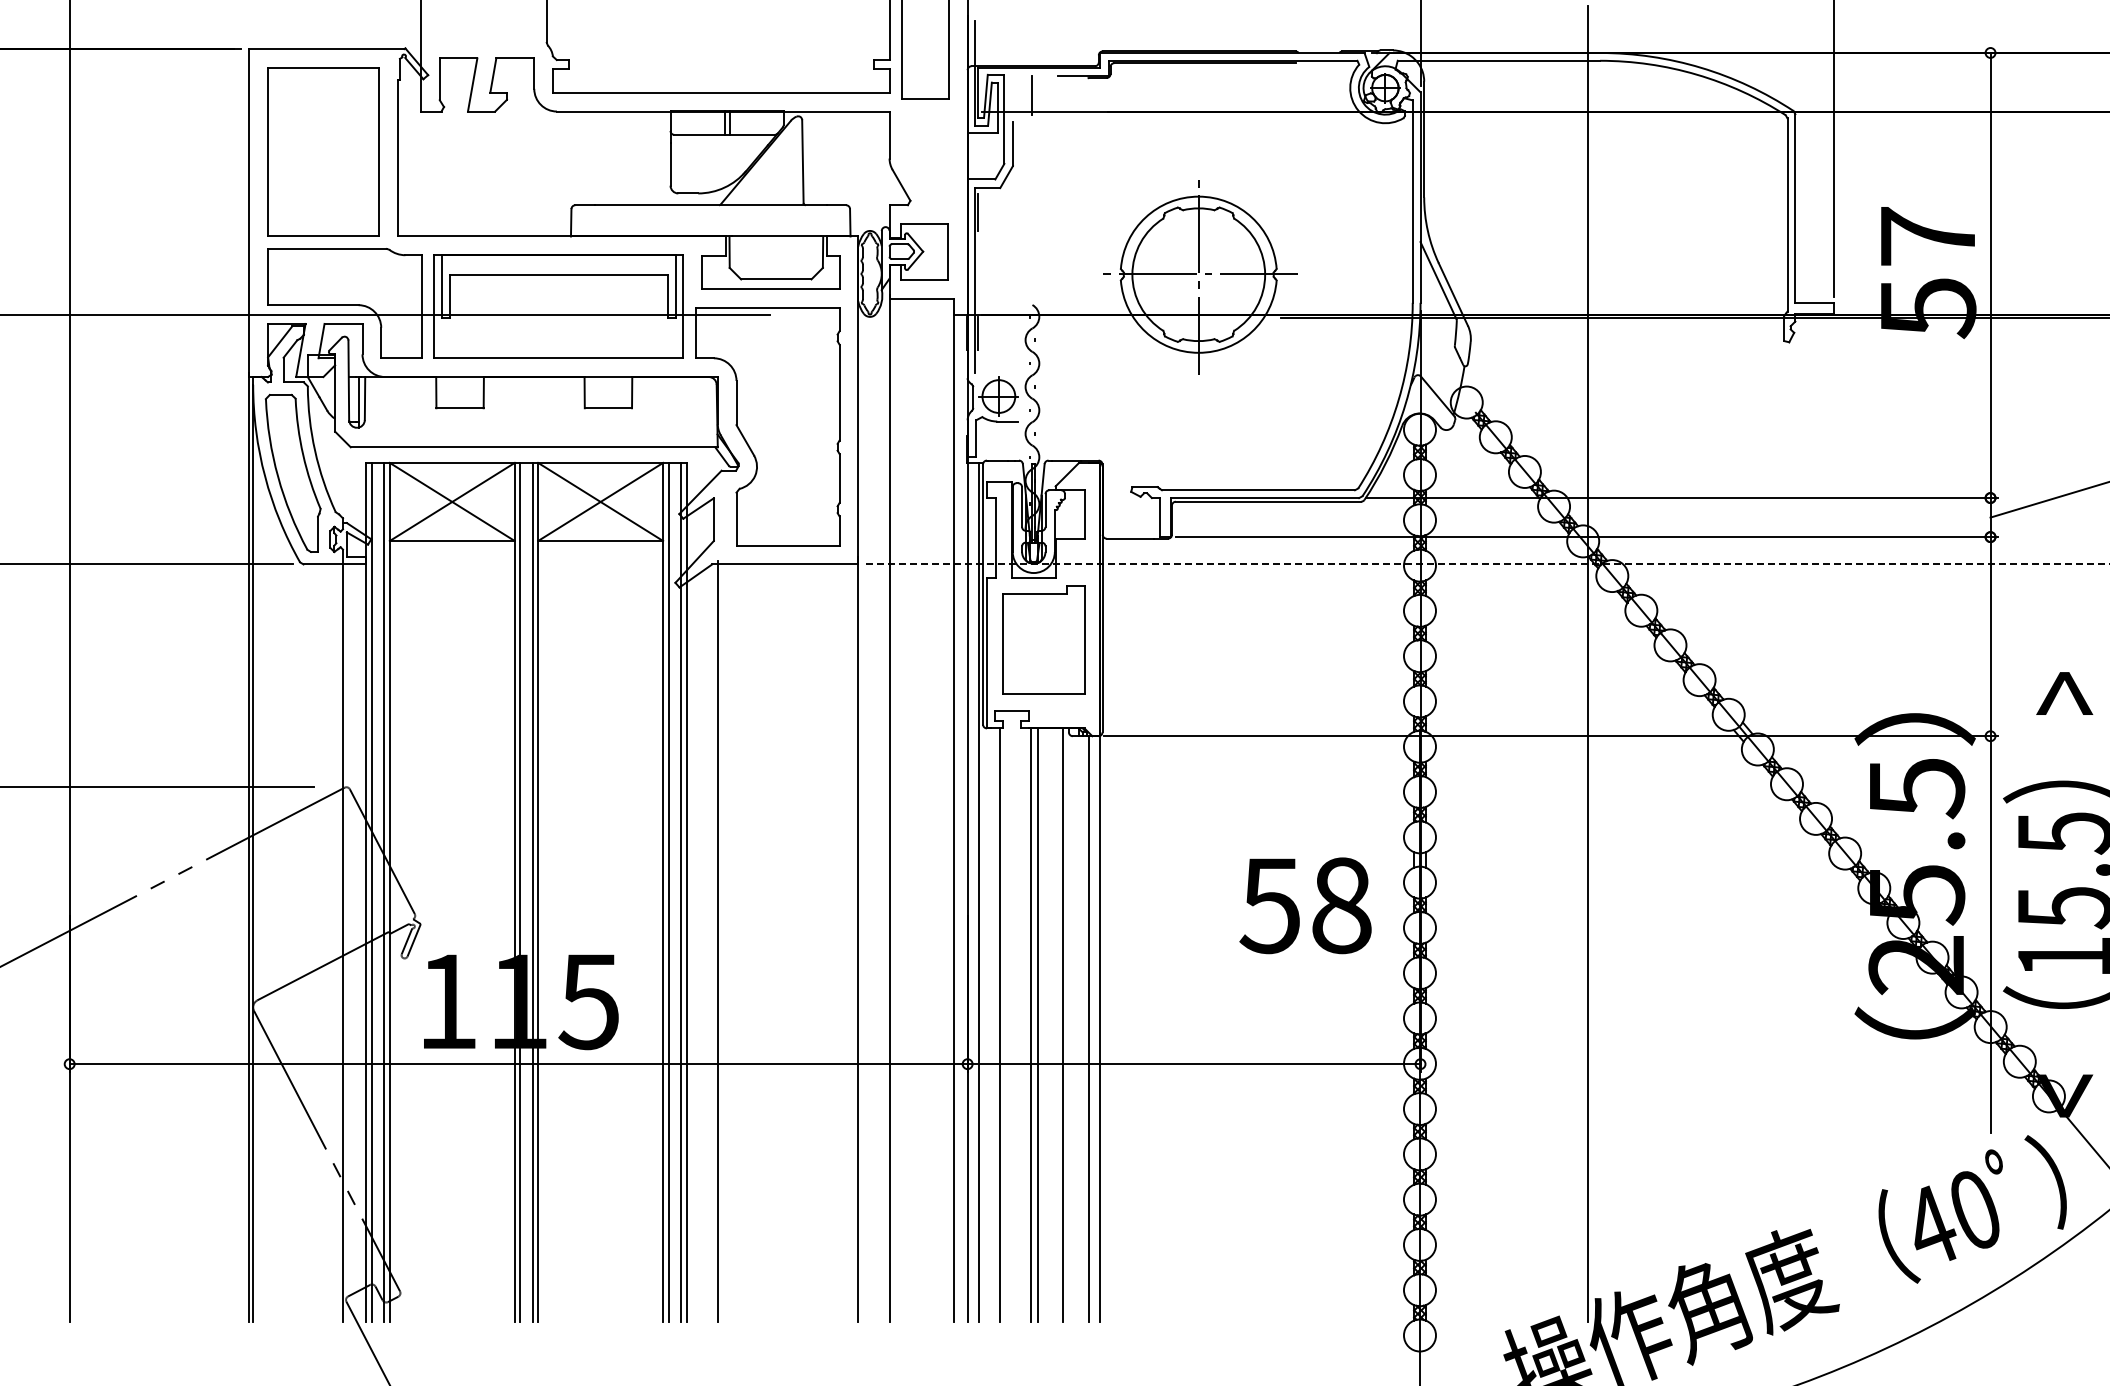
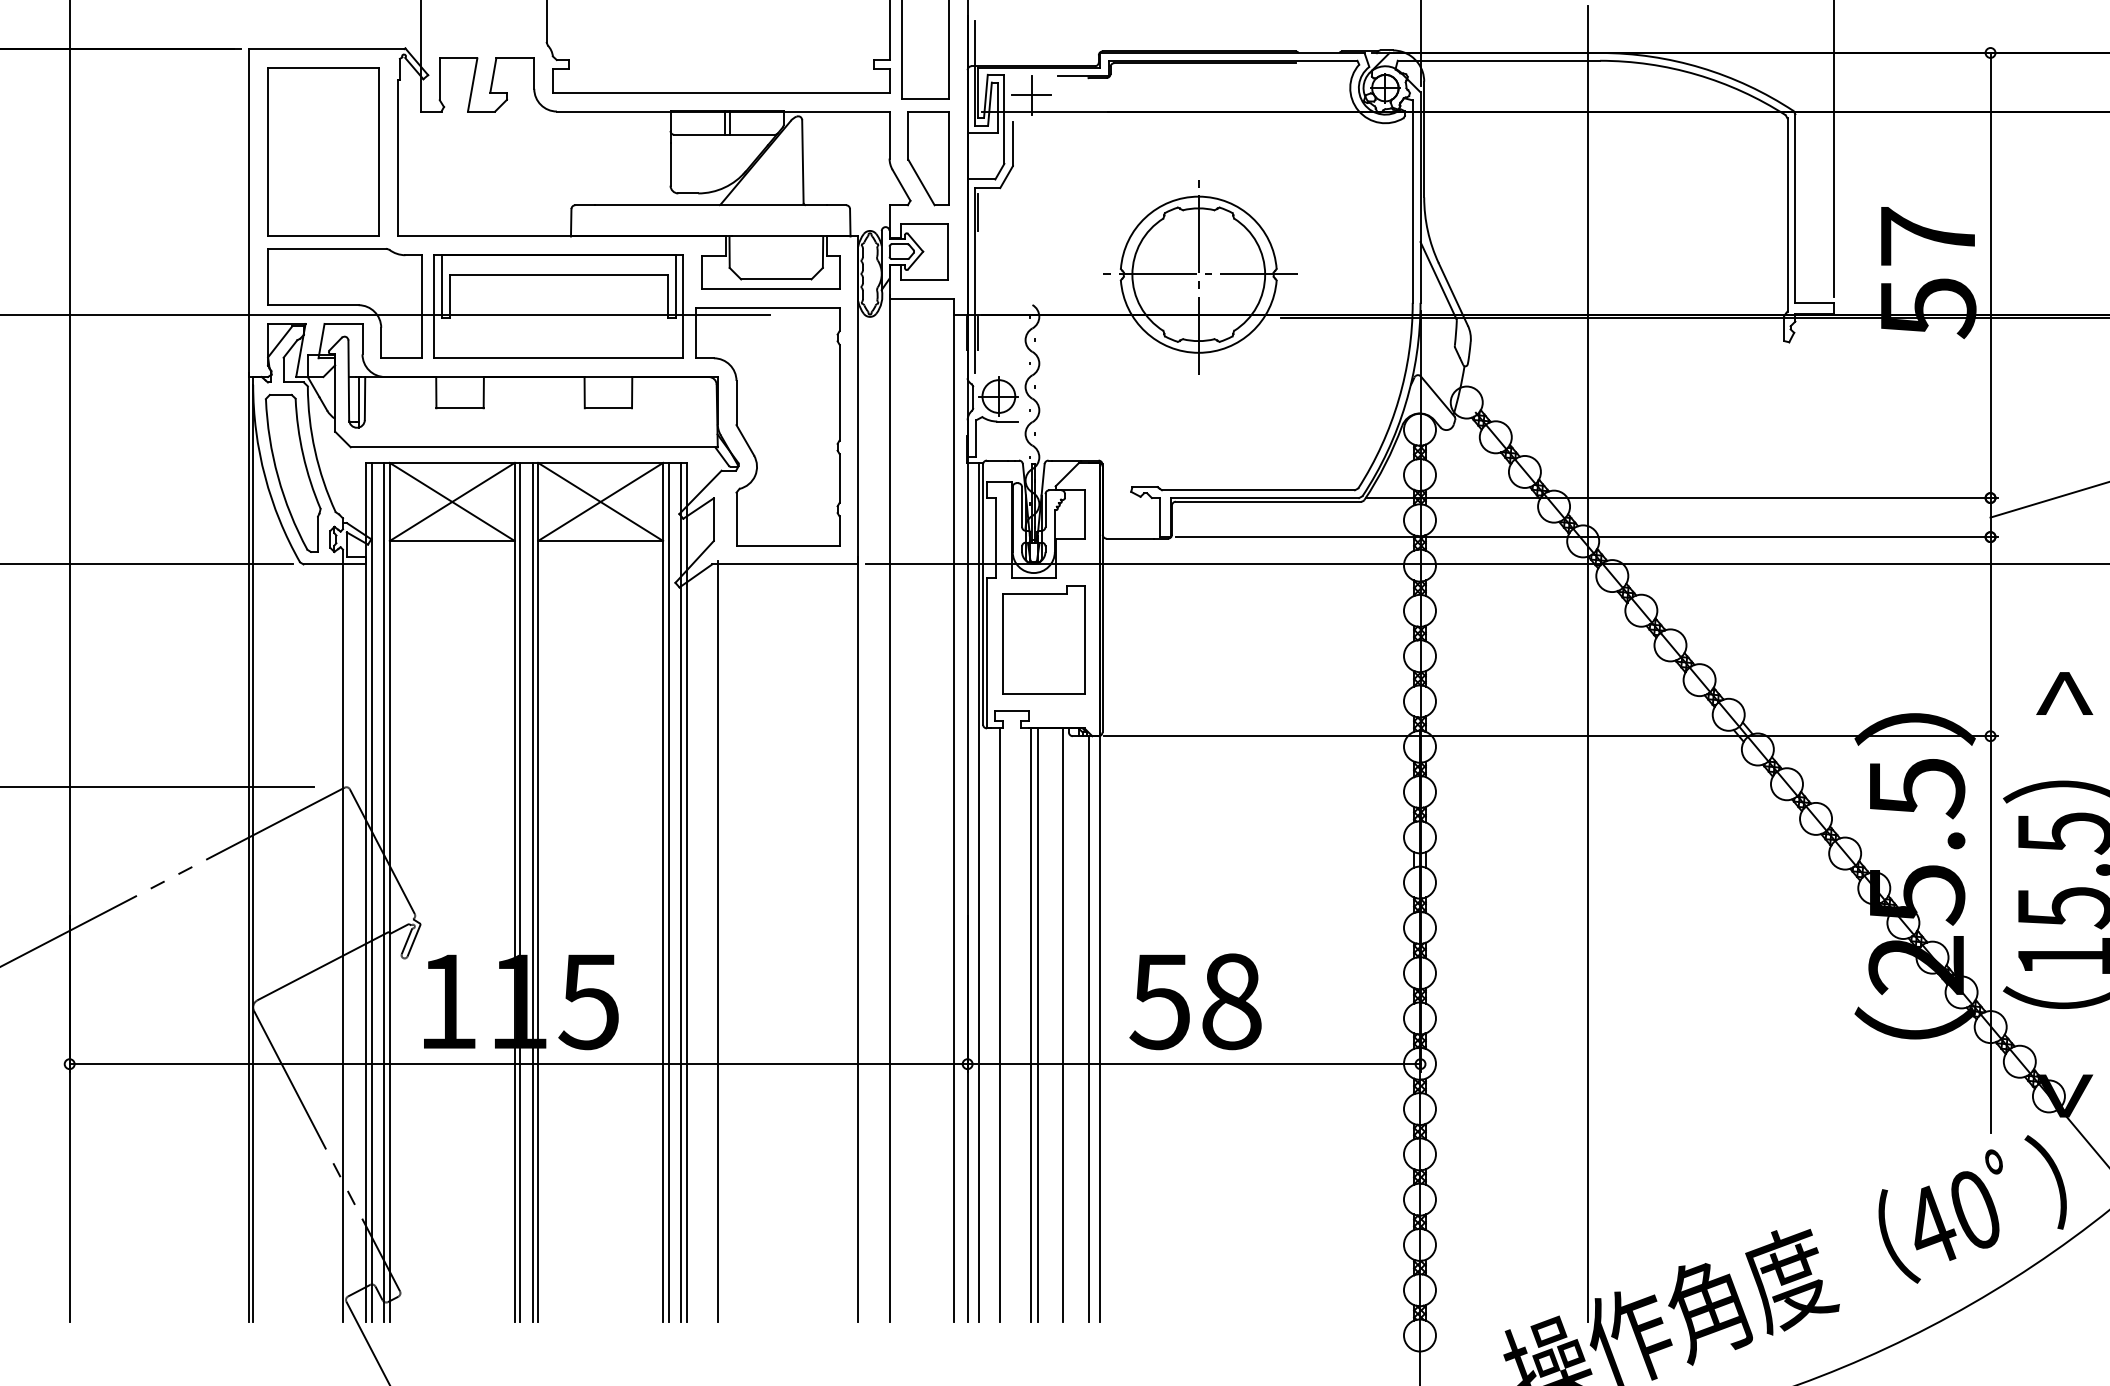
line: none -> present (1031, 95)
part: none -> present (928, 158)
line: dashed -> solid (1488, 564)
text position: (1305, 905) -> (1195, 1001) (1195, 1001)
